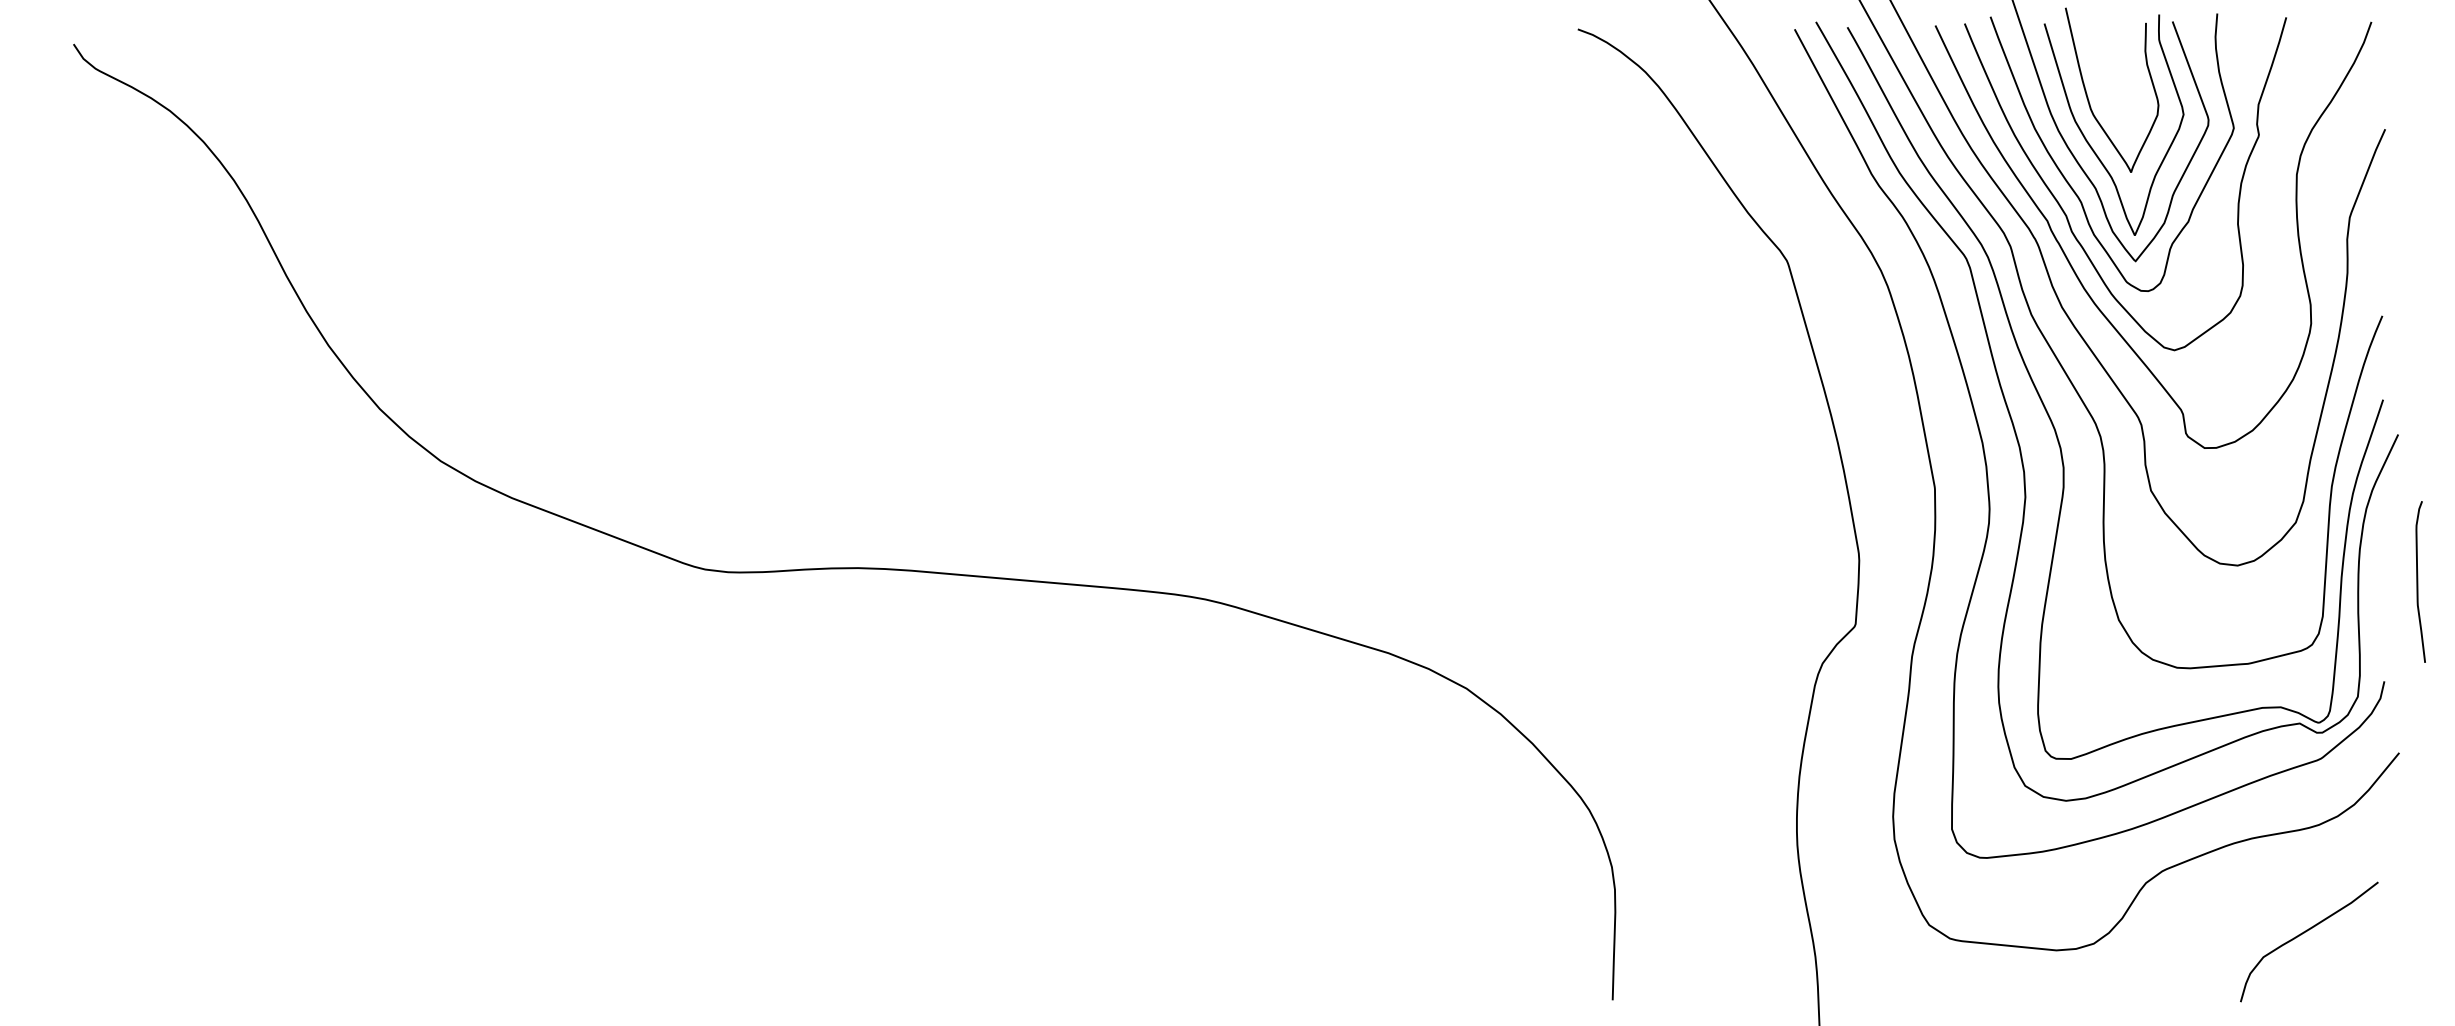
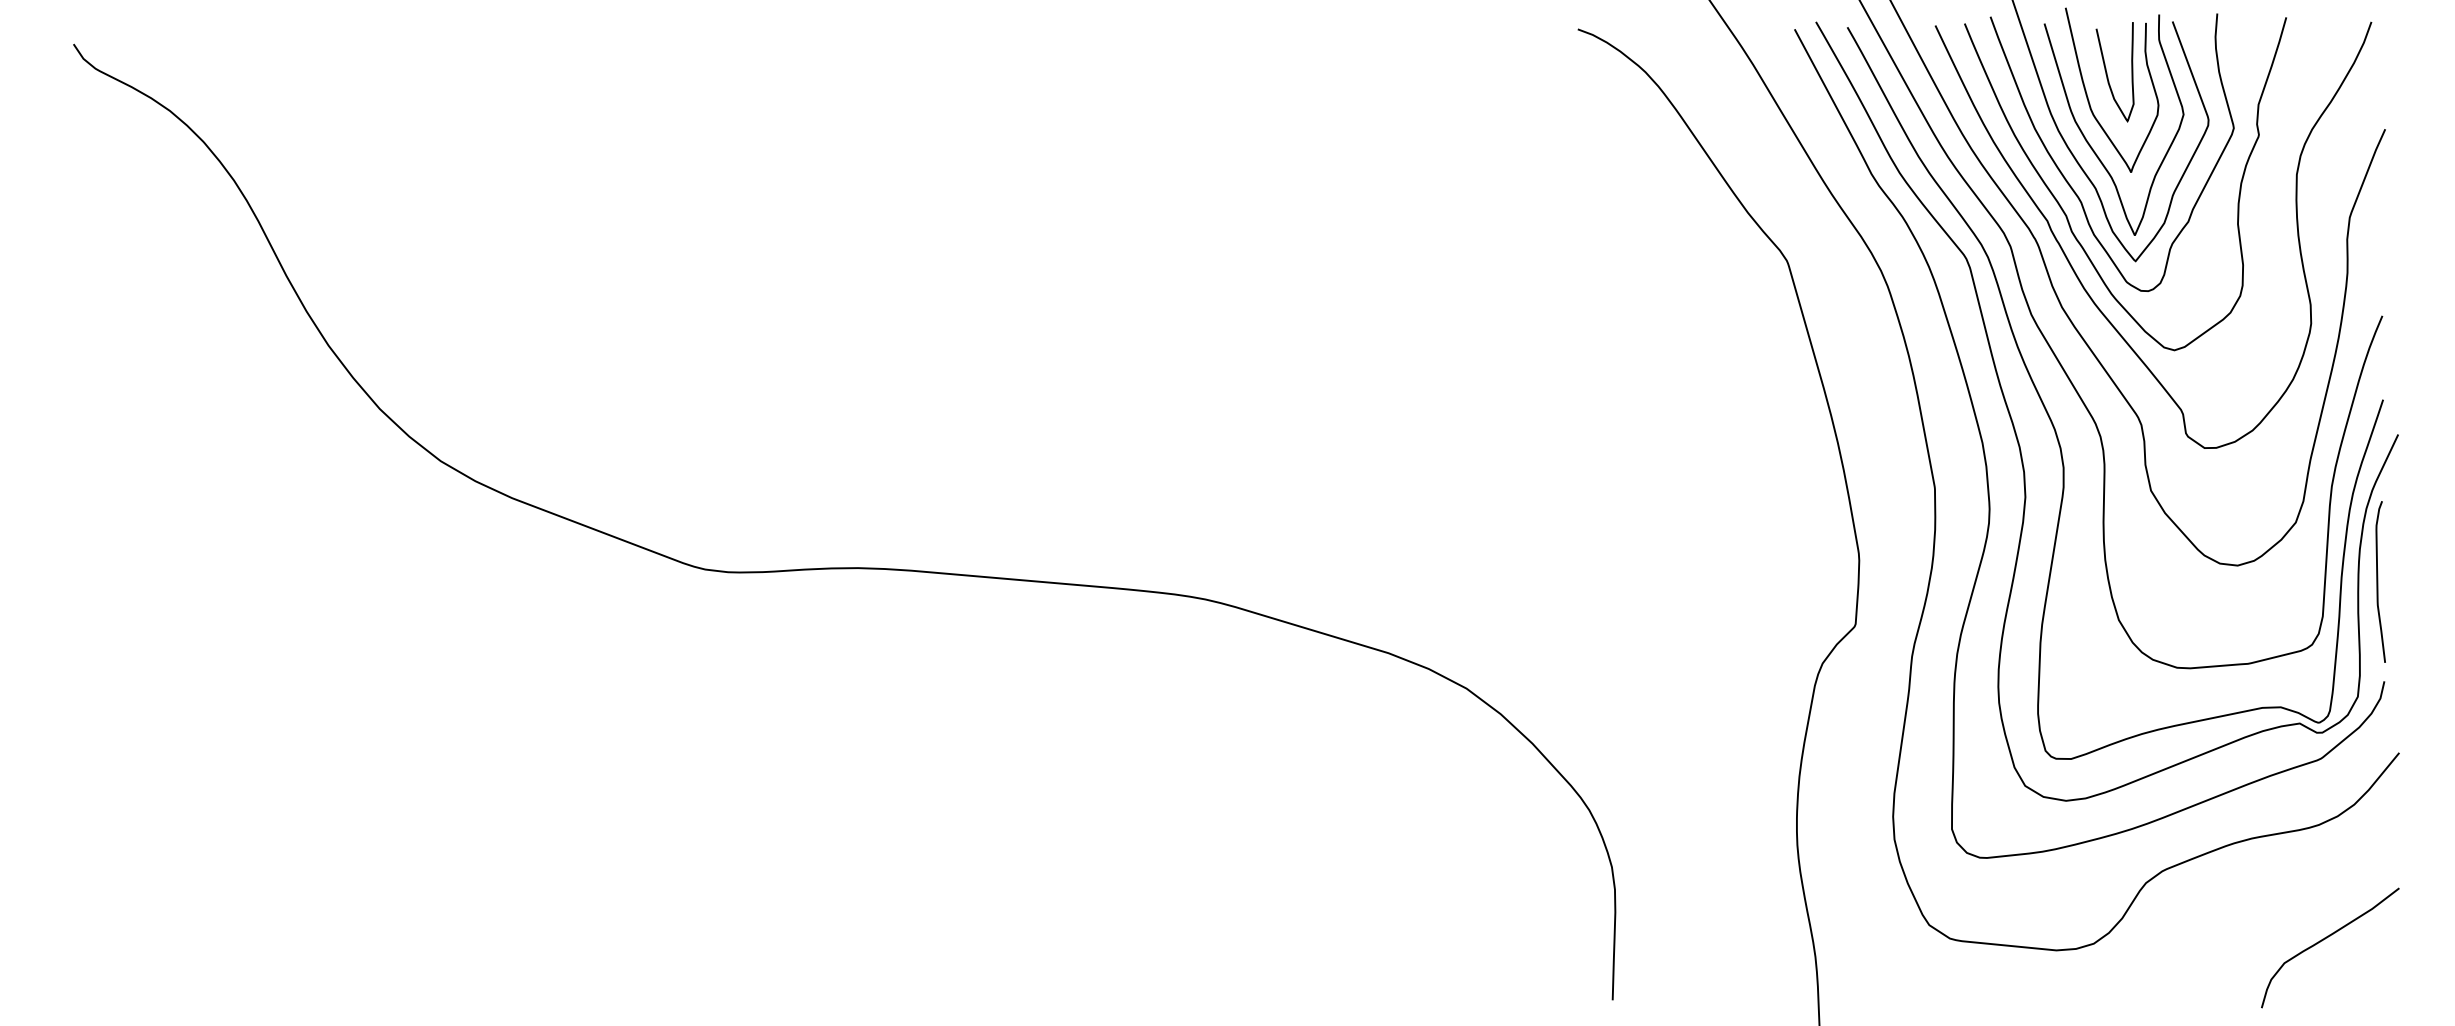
curve: none -> present (2107, 72)
curve position: (2418, 581) -> (2378, 581) (2378, 581)
curve position: (2304, 933) -> (2325, 939) (2325, 939)
